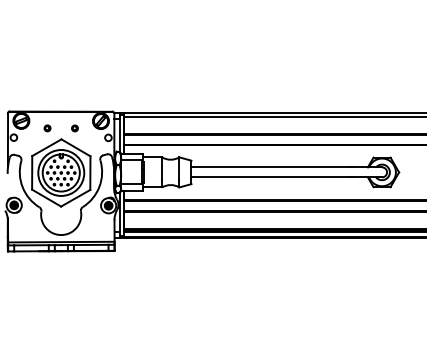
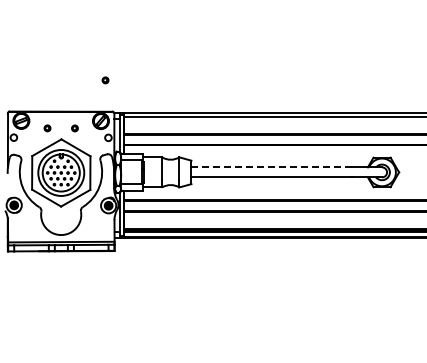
part: none -> present (105, 80)
line: solid -> dashed (271, 167)
